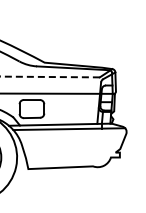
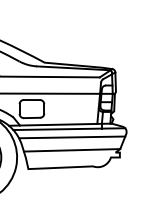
line: dashed -> solid (49, 77)
line: none -> present (72, 137)
line: none -> present (71, 150)
